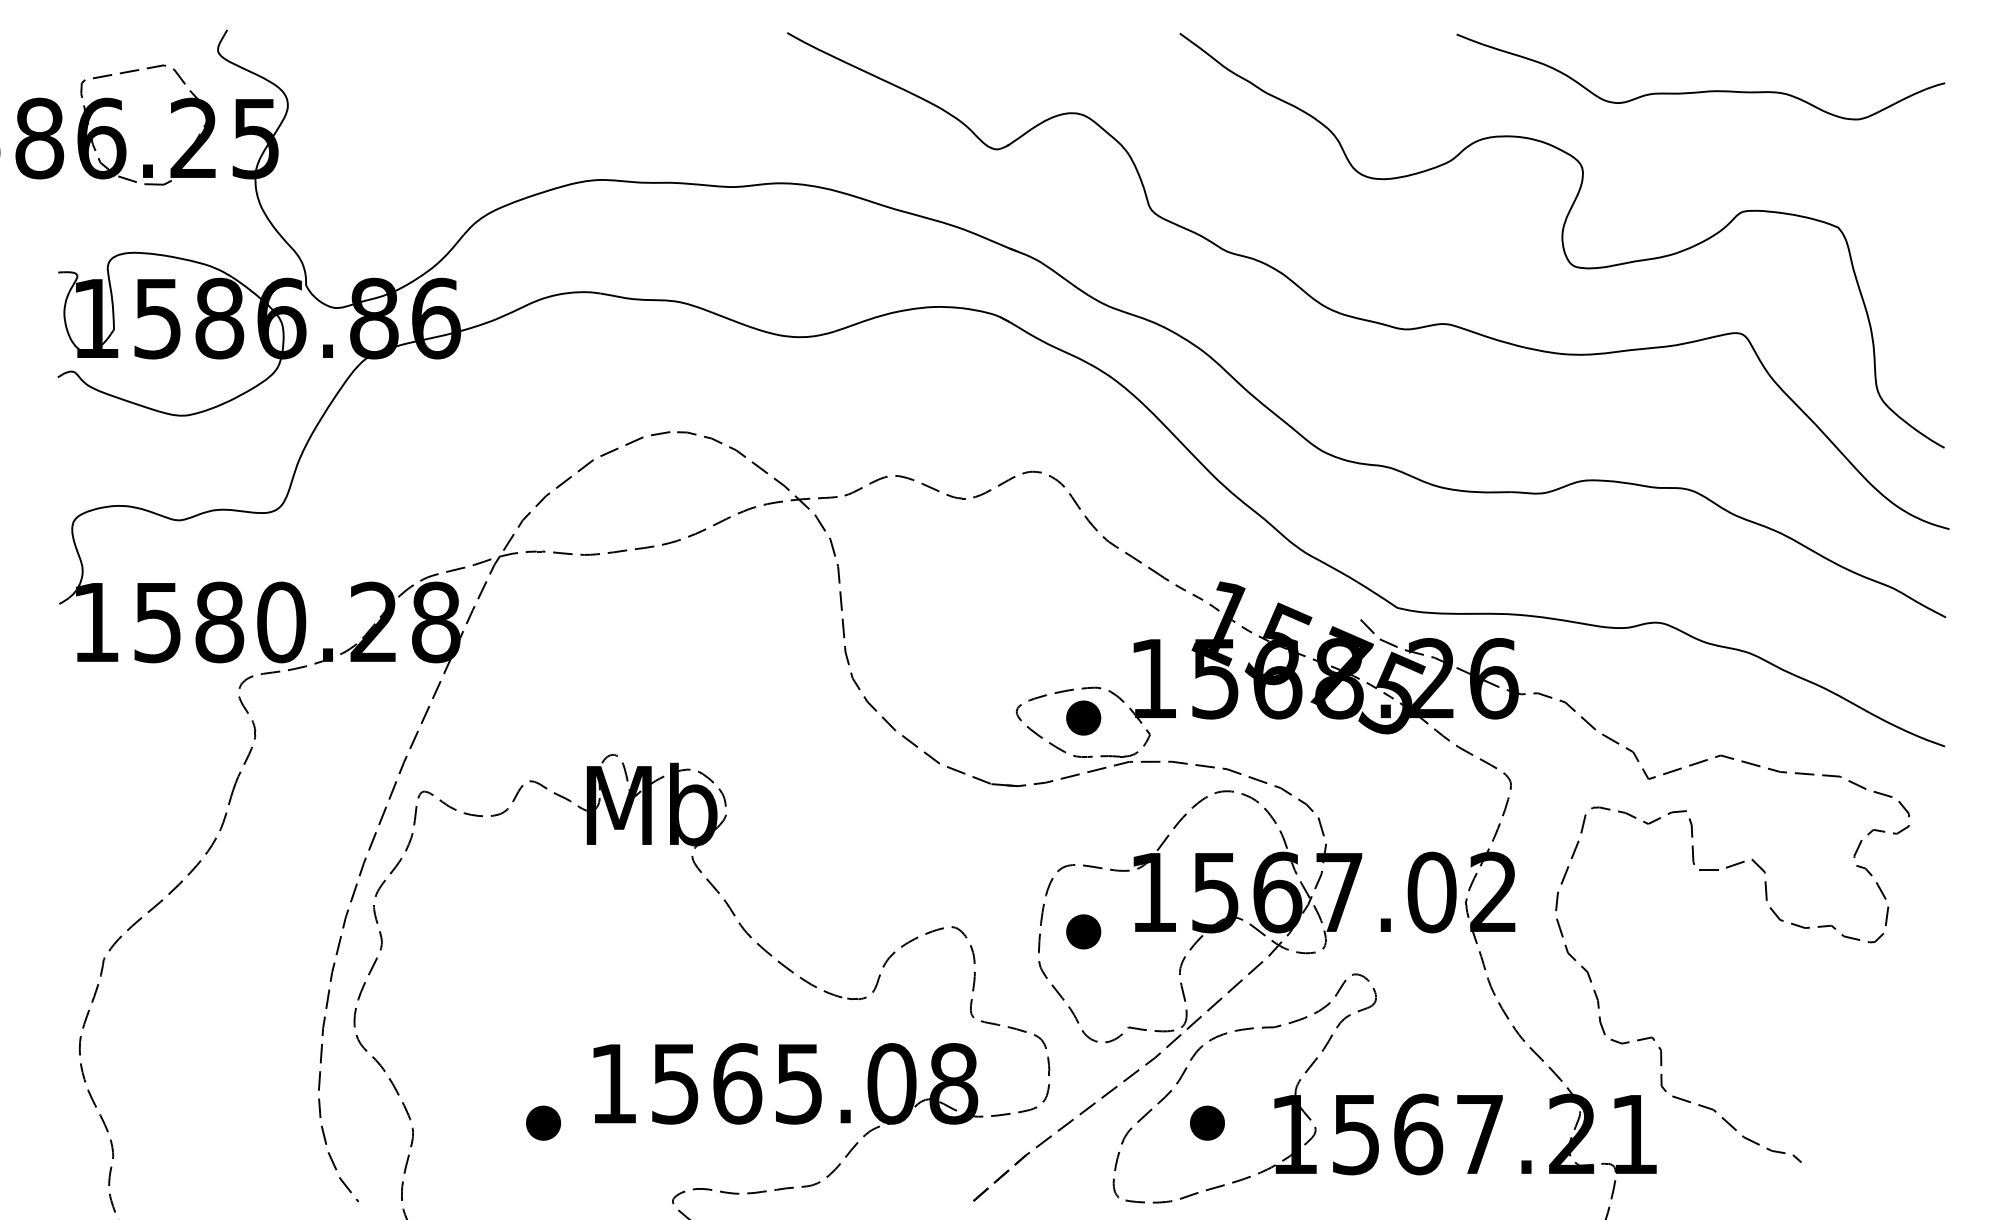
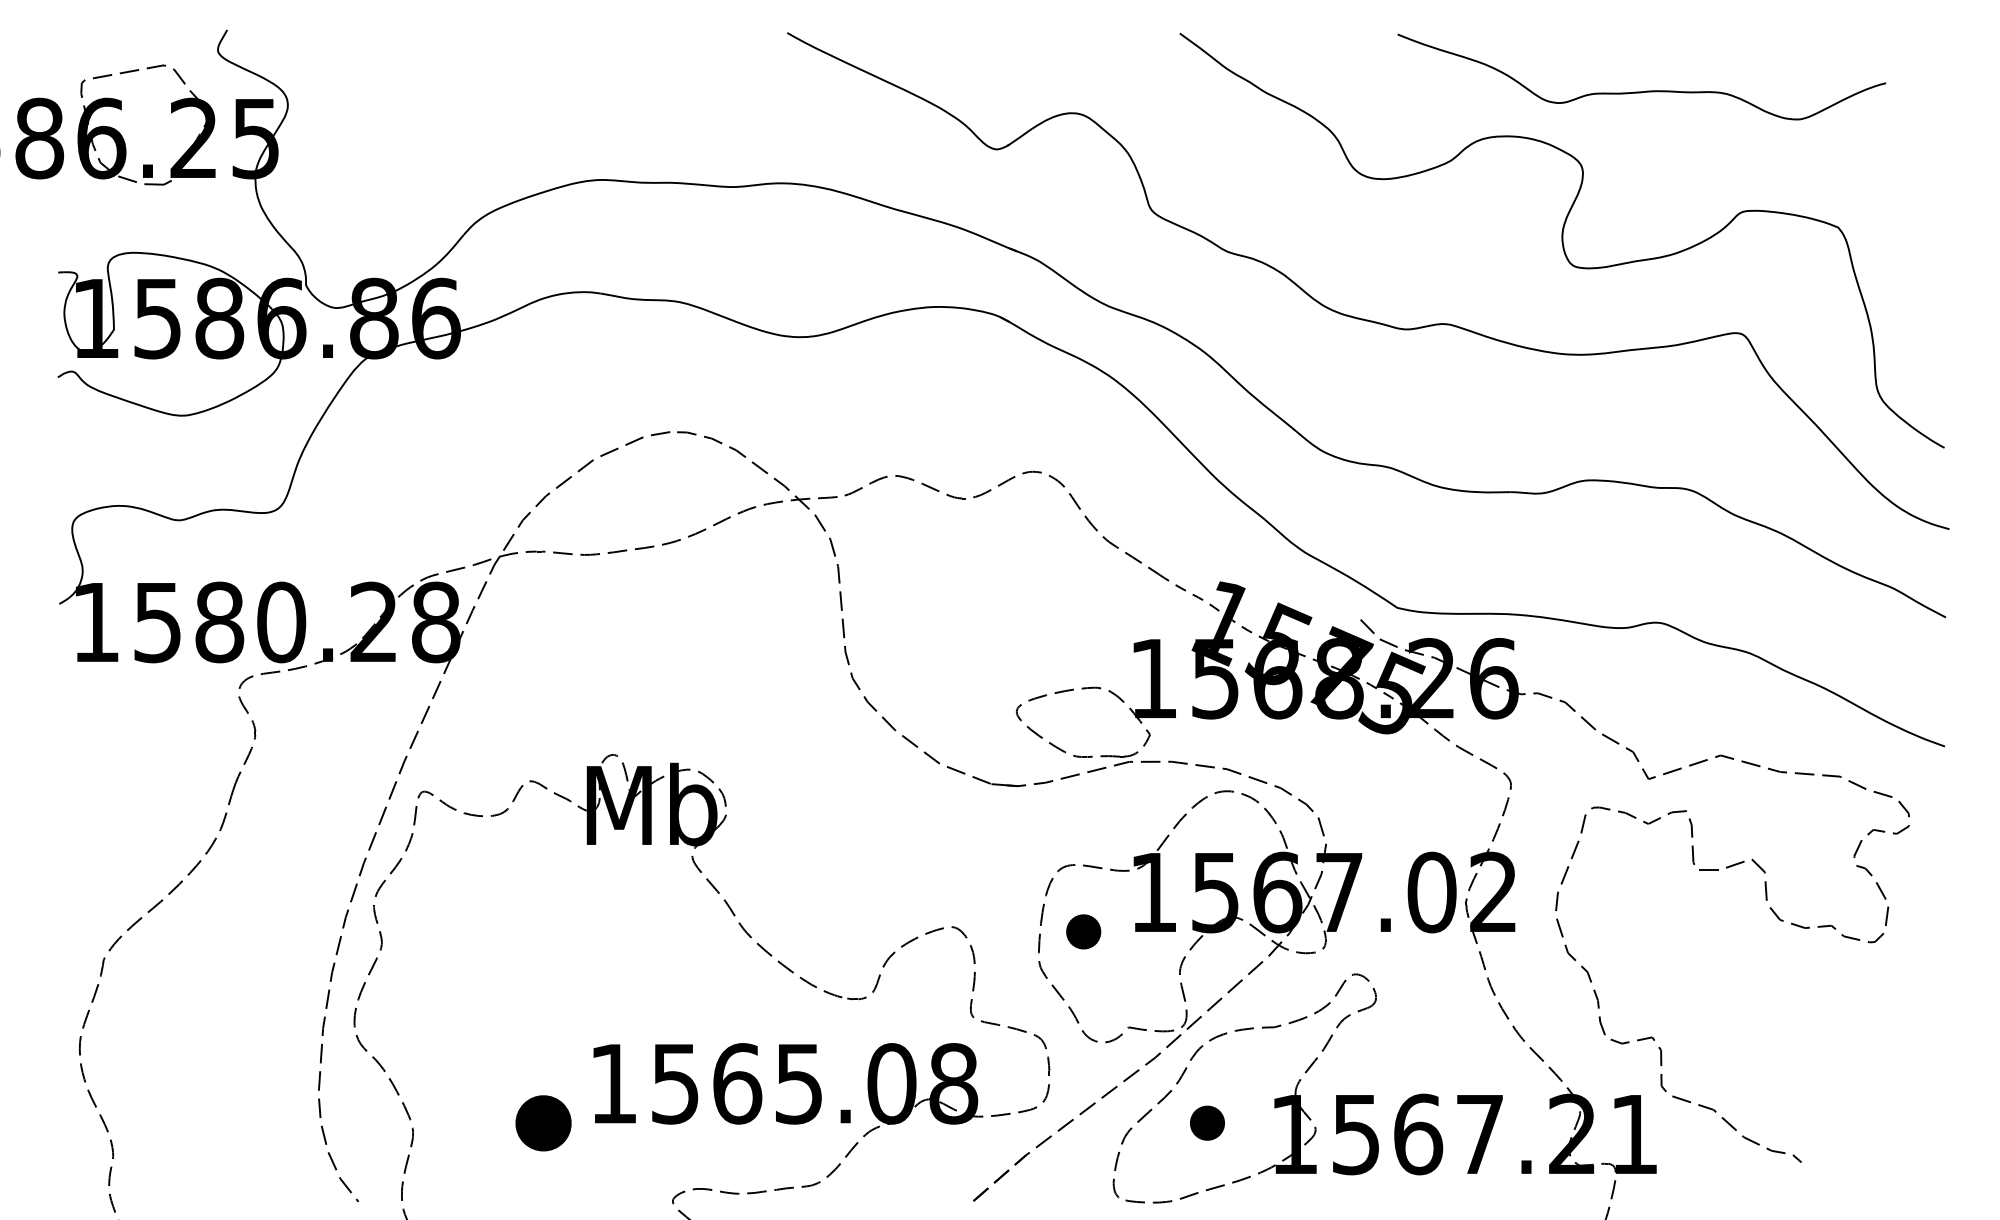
part position: (1705, 90) -> (1646, 90) (1646, 90)
part: present -> none (1083, 717)
part size: 35x36 px -> 57x57 px (543, 1123)
